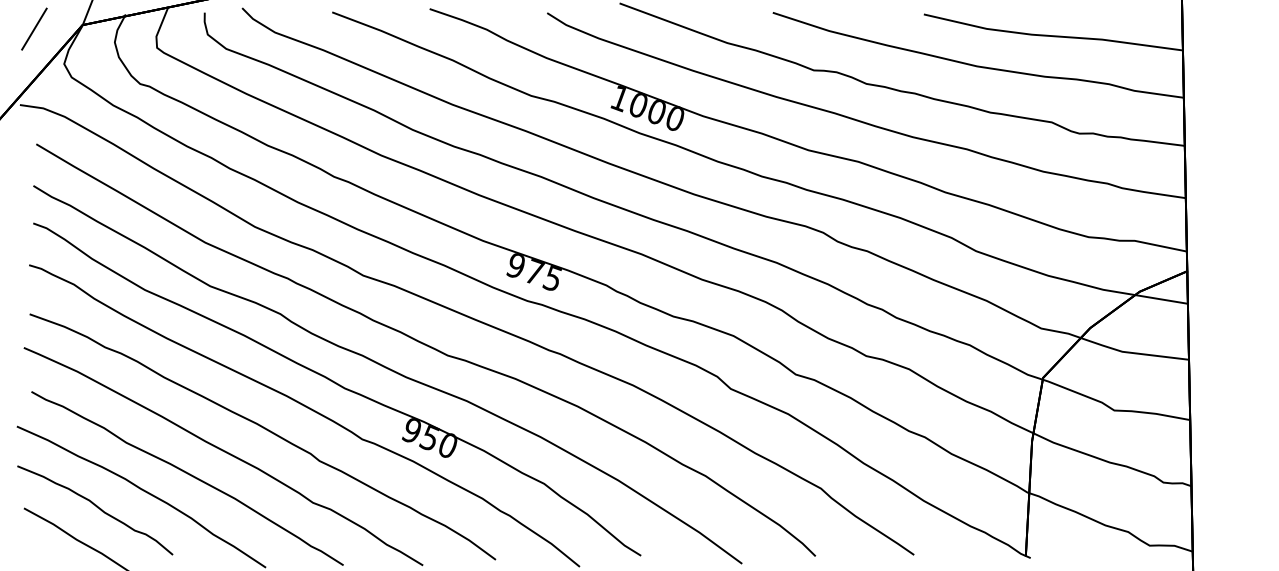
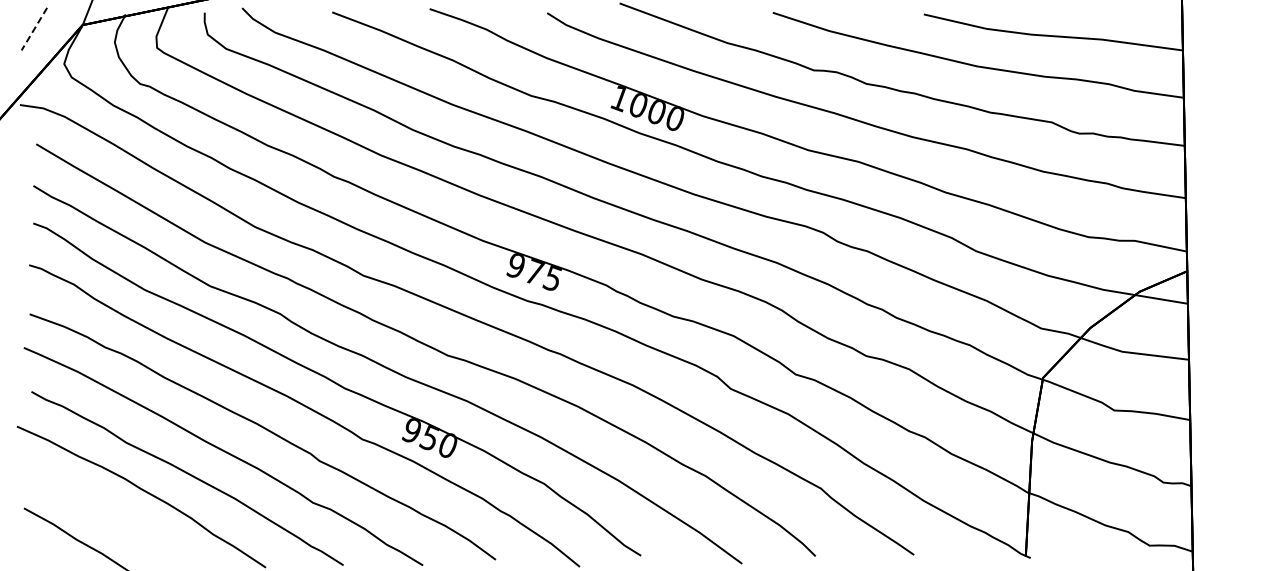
line: solid -> dashed (34, 29)
curve: present -> none (97, 508)
